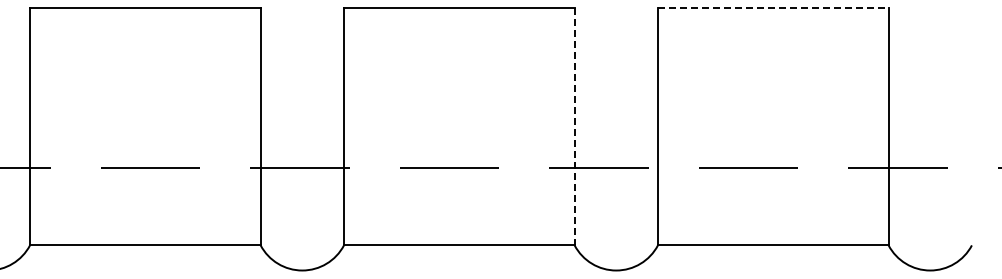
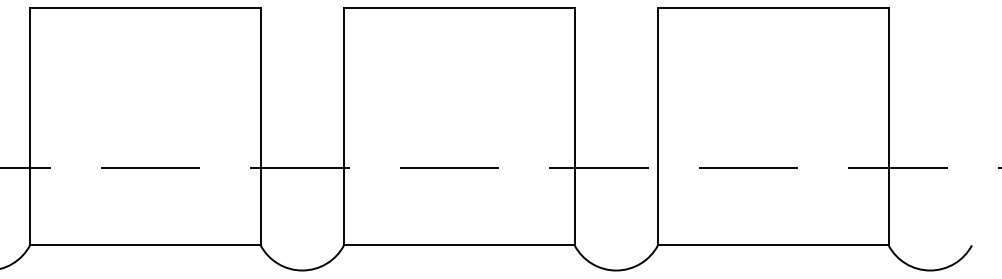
line: dashed -> solid (773, 8)
line: dashed -> solid (574, 127)
